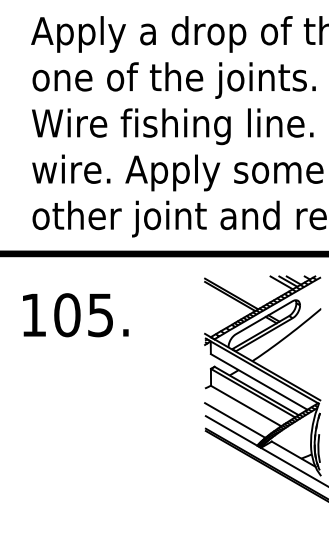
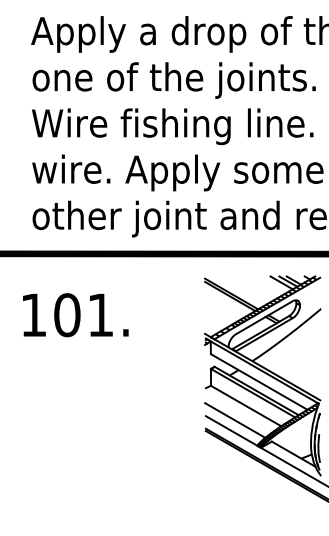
text: 105. -> 101. (100, 315)
